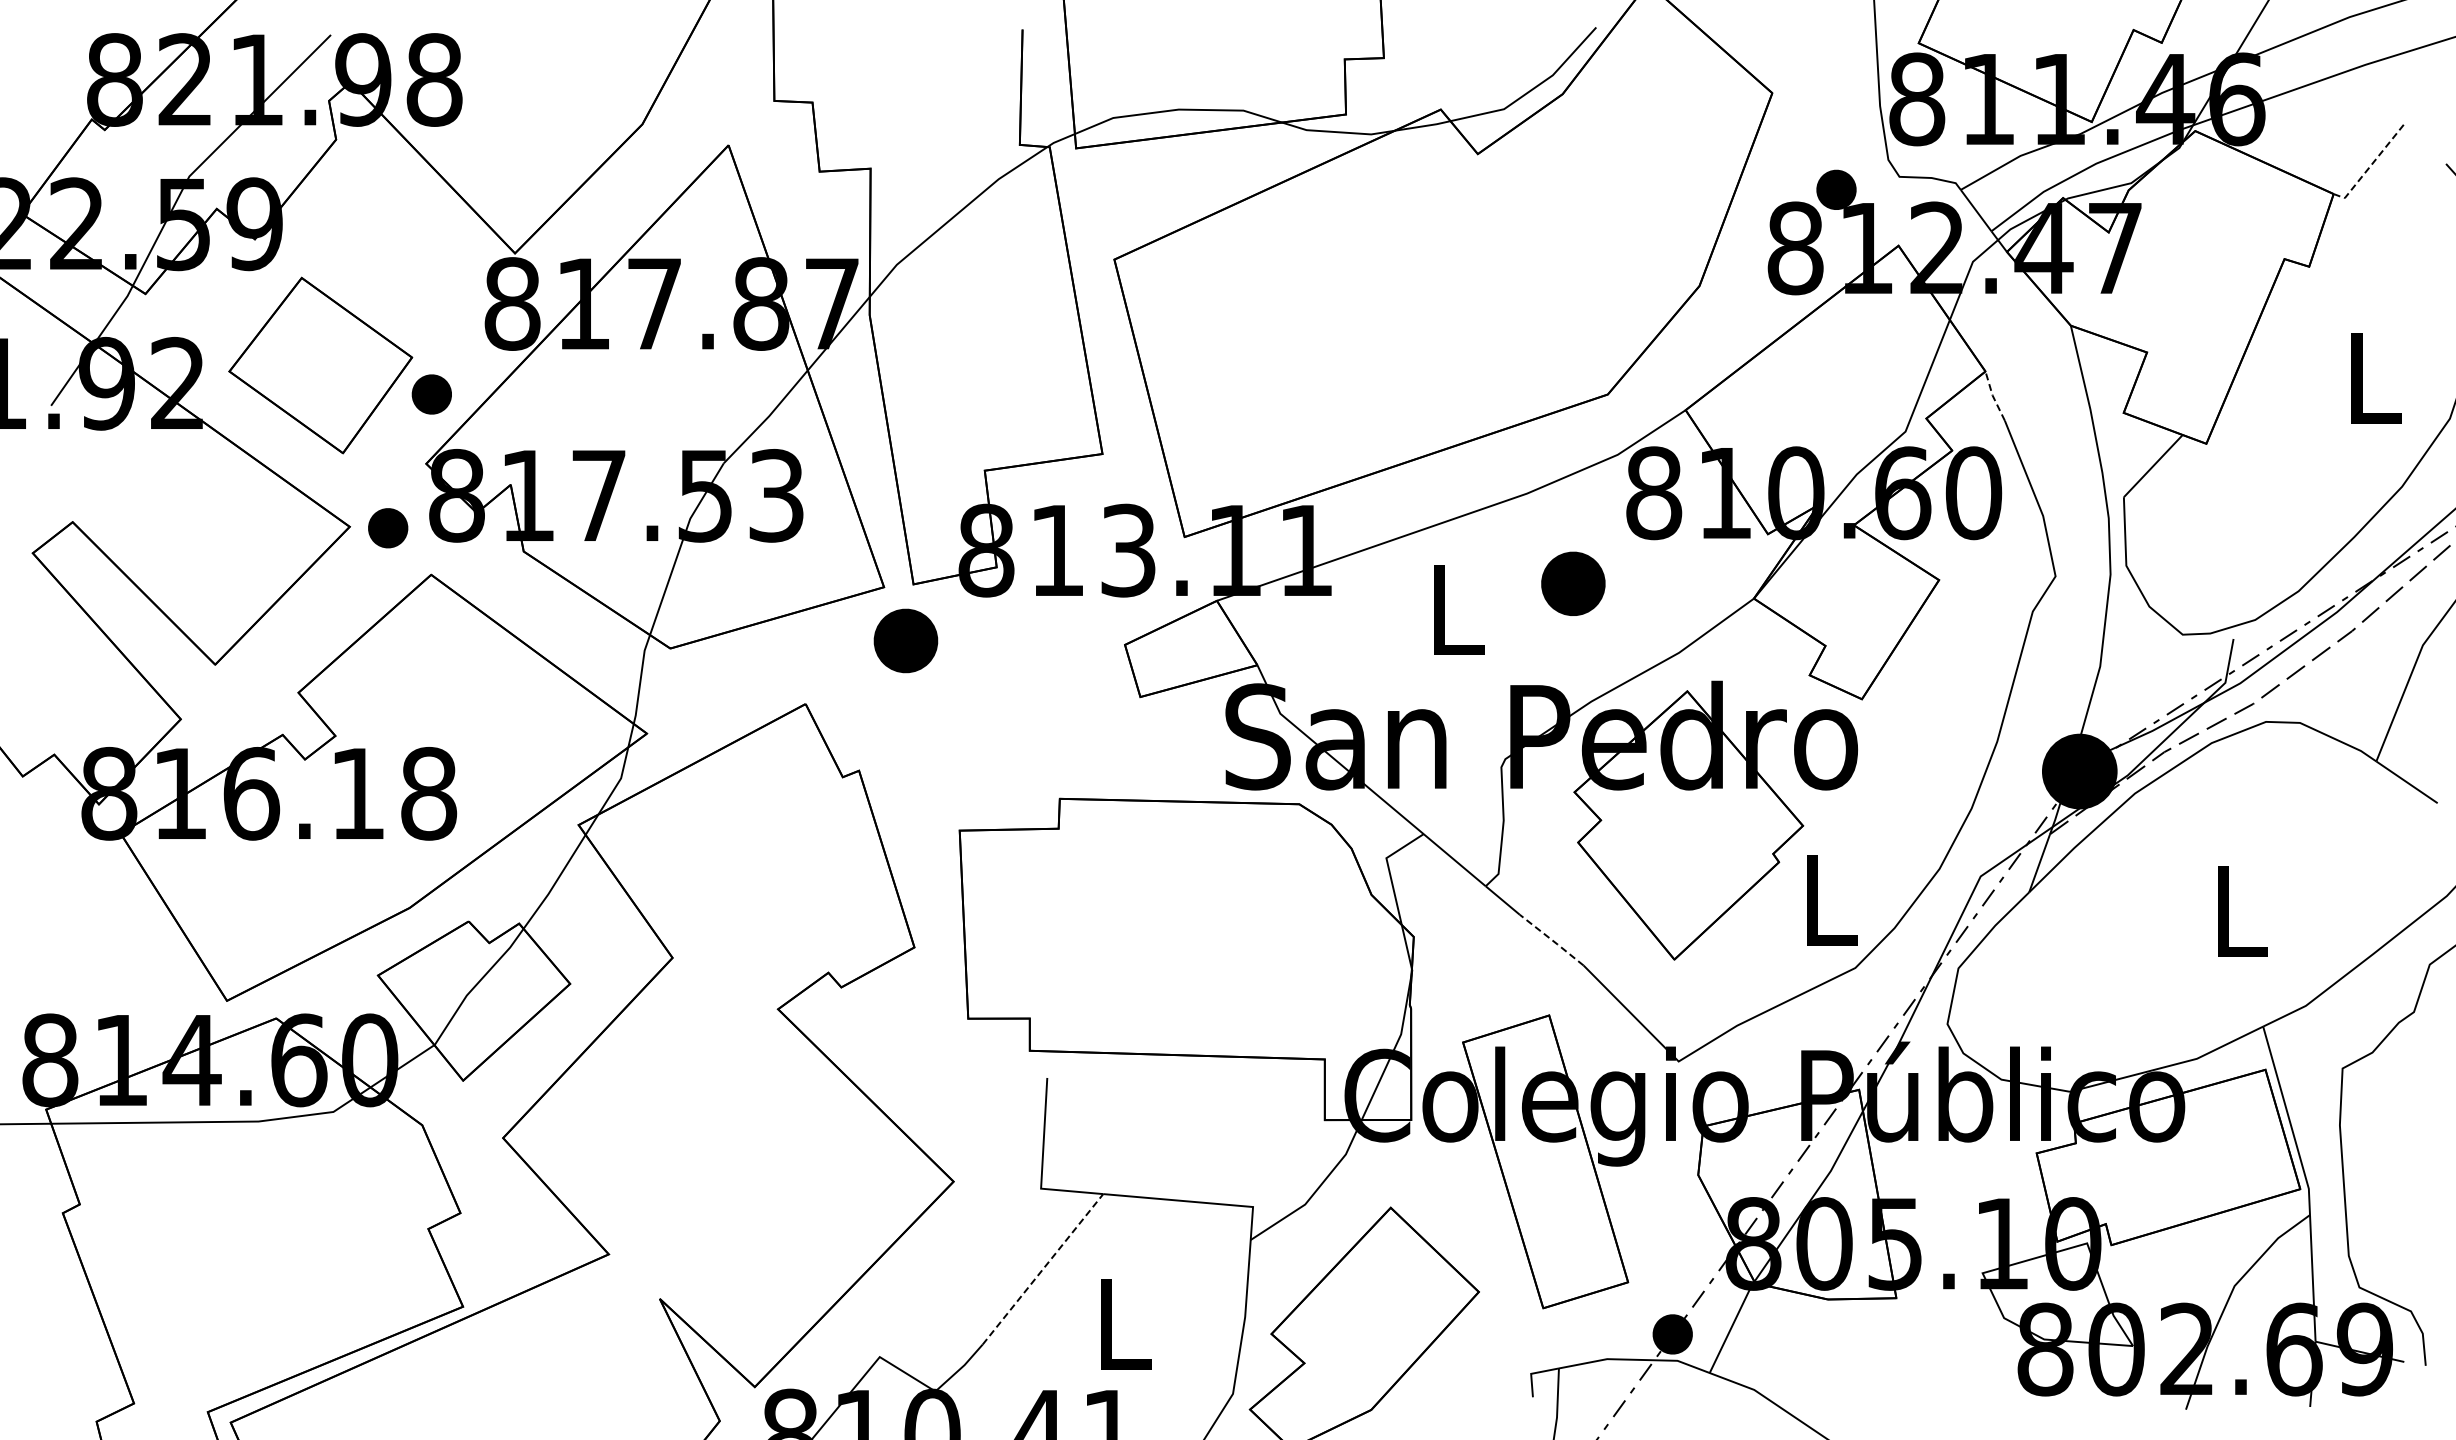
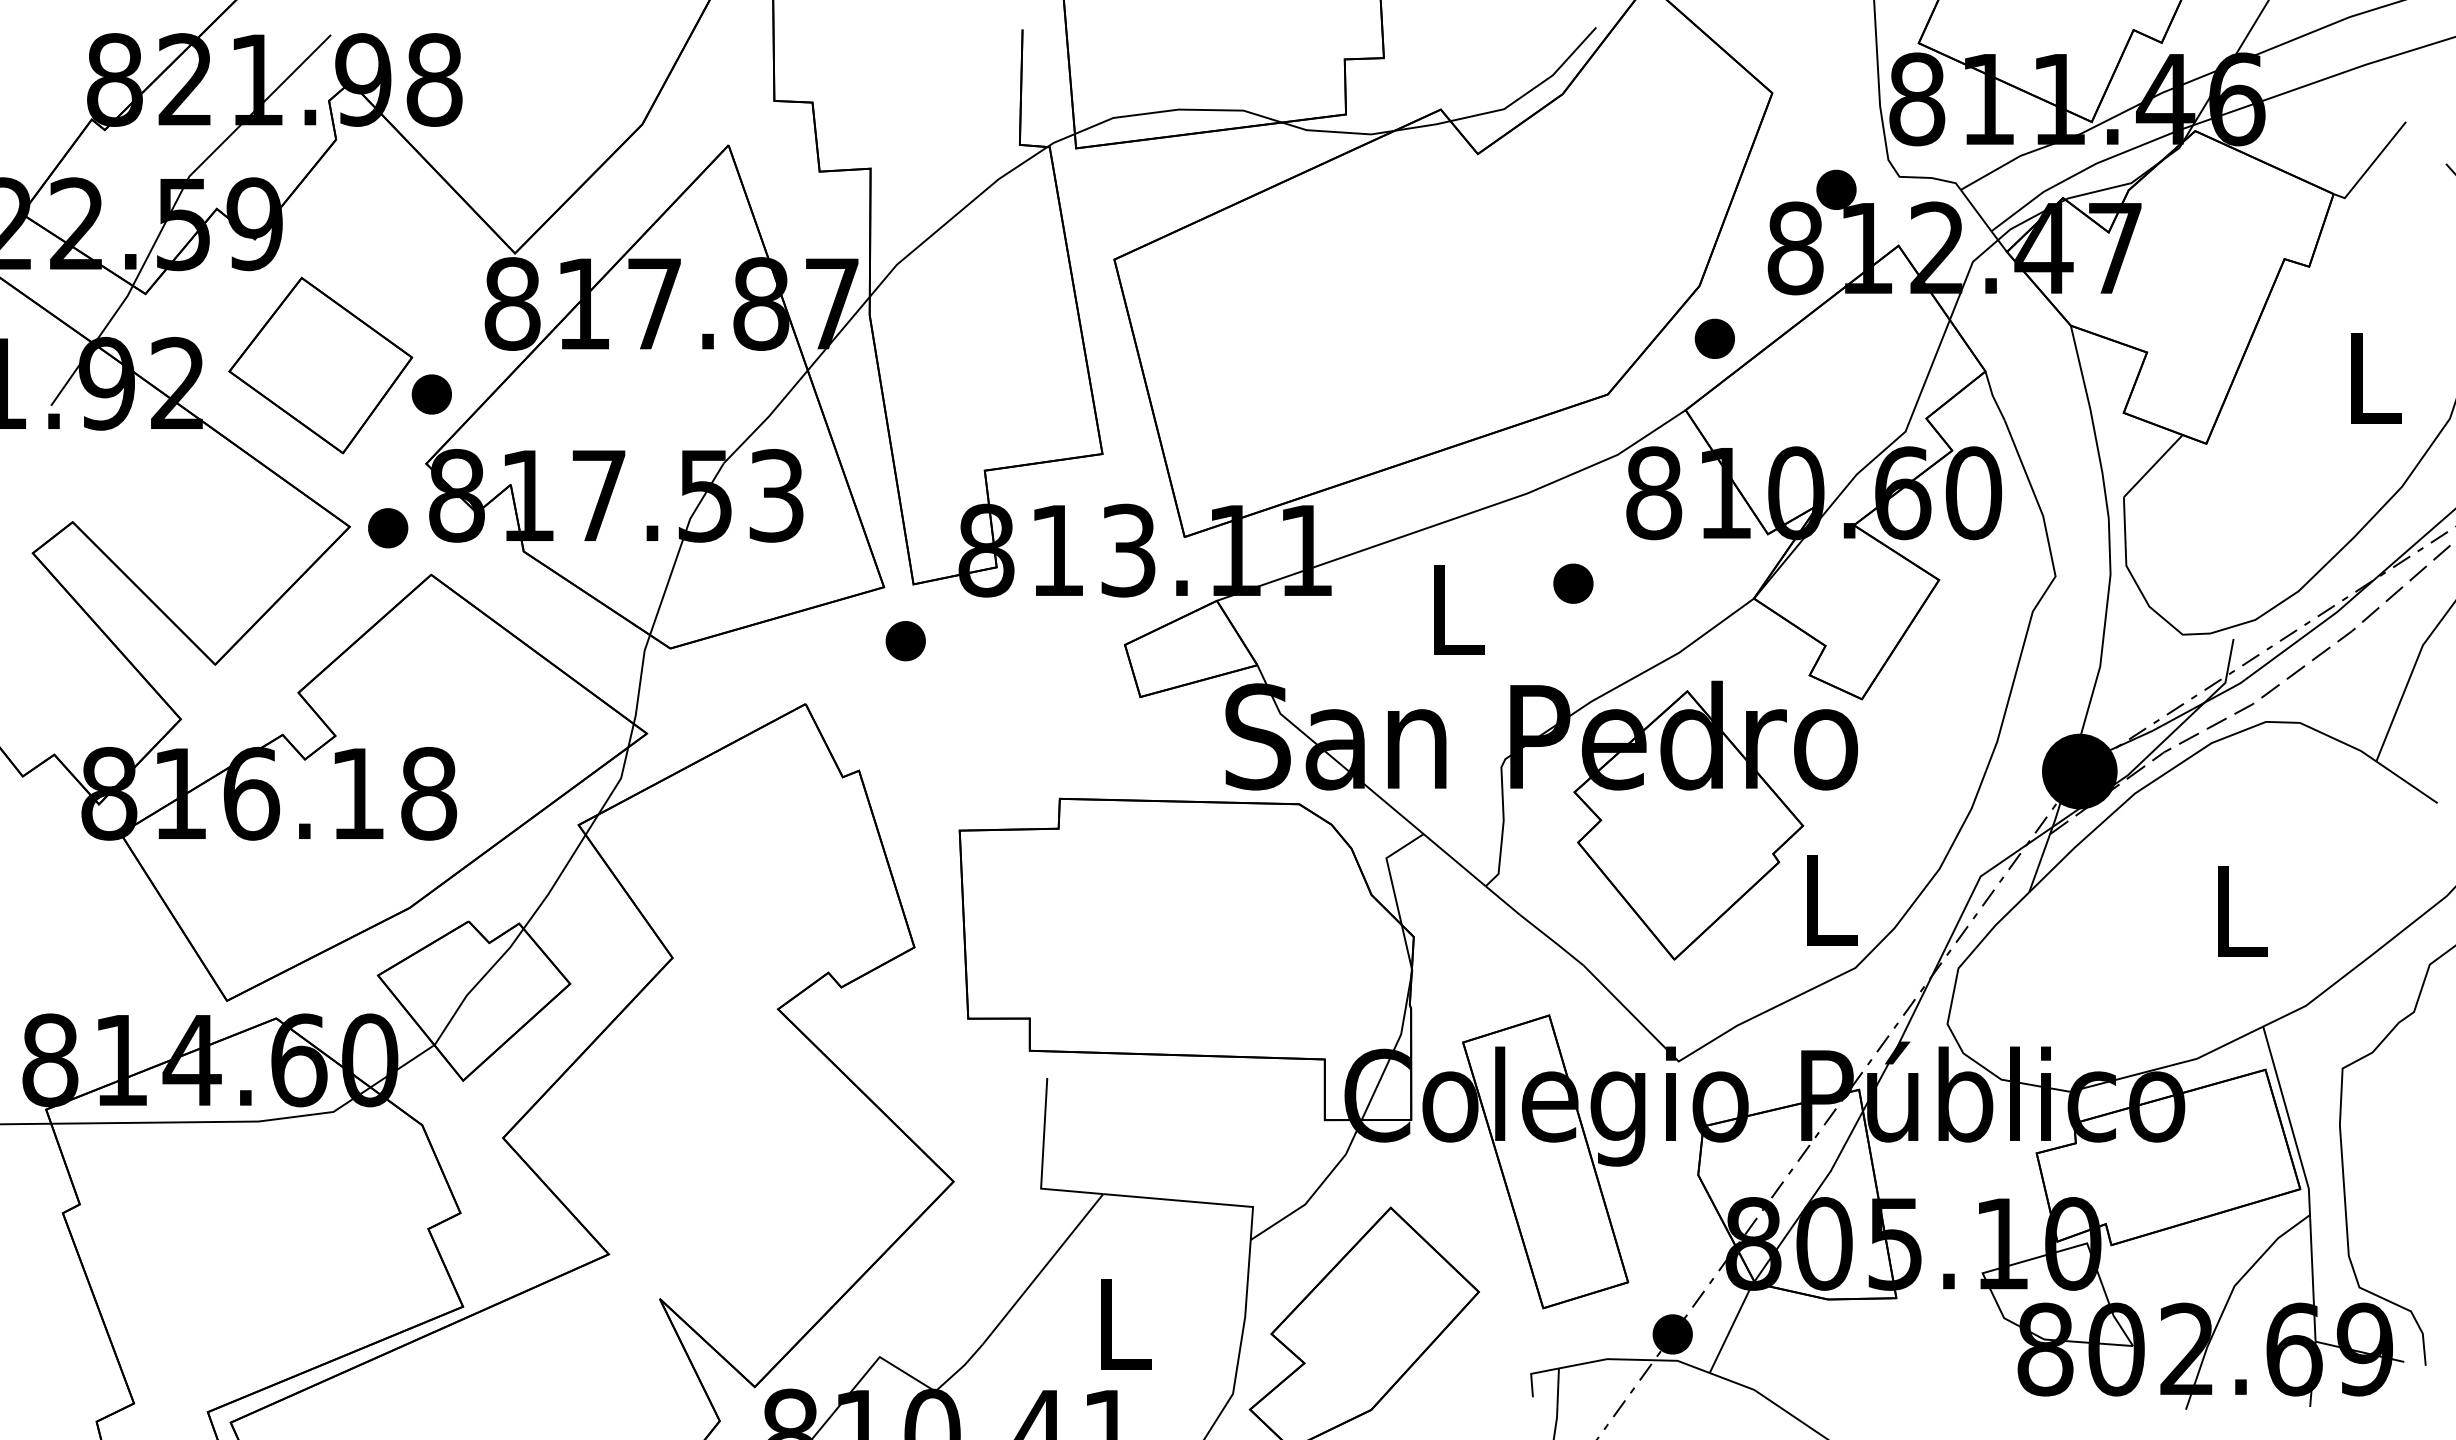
line: dashed -> solid (2371, 164)
part: none -> present (1714, 338)
line: dashed -> solid (1993, 396)
part size: 65x65 px -> 41x41 px (1573, 583)
part size: 66x66 px -> 41x41 px (905, 641)
line: dashed -> solid (1552, 940)
line: dashed -> solid (1043, 1268)
